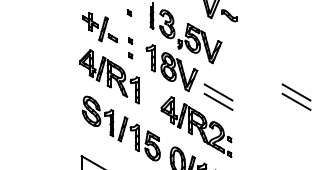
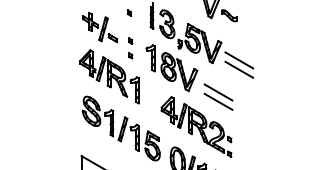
line: none -> present (239, 60)
line: none -> present (239, 69)
part: present -> none (296, 96)
